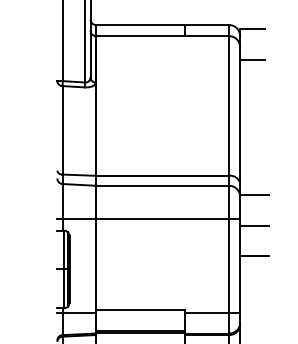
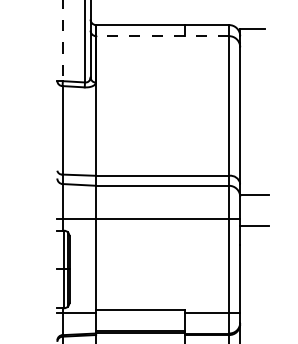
line: solid -> dashed (162, 36)
line: solid -> dashed (62, 41)
line: present -> none (252, 59)
line: present -> none (254, 256)
